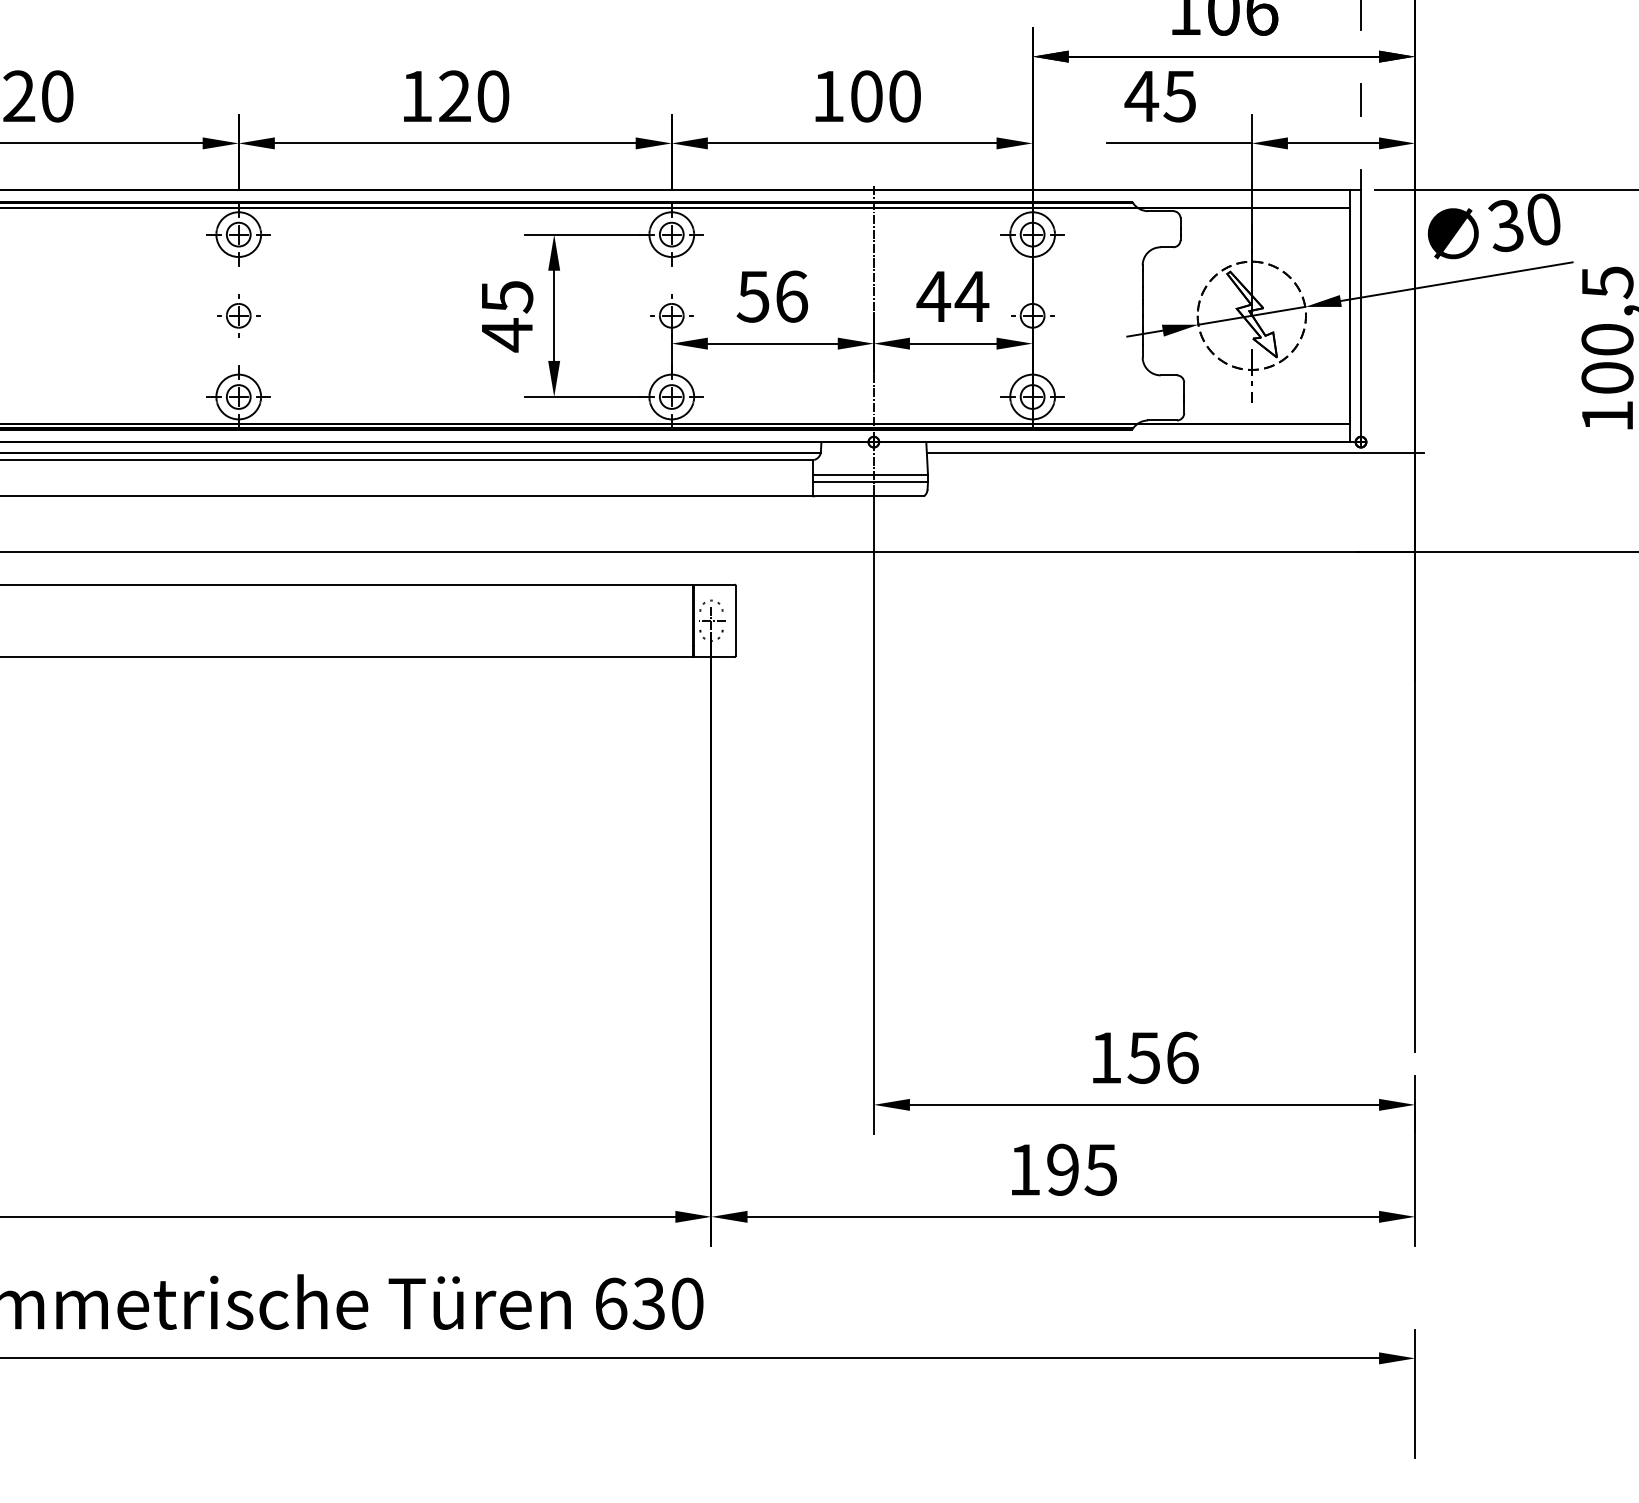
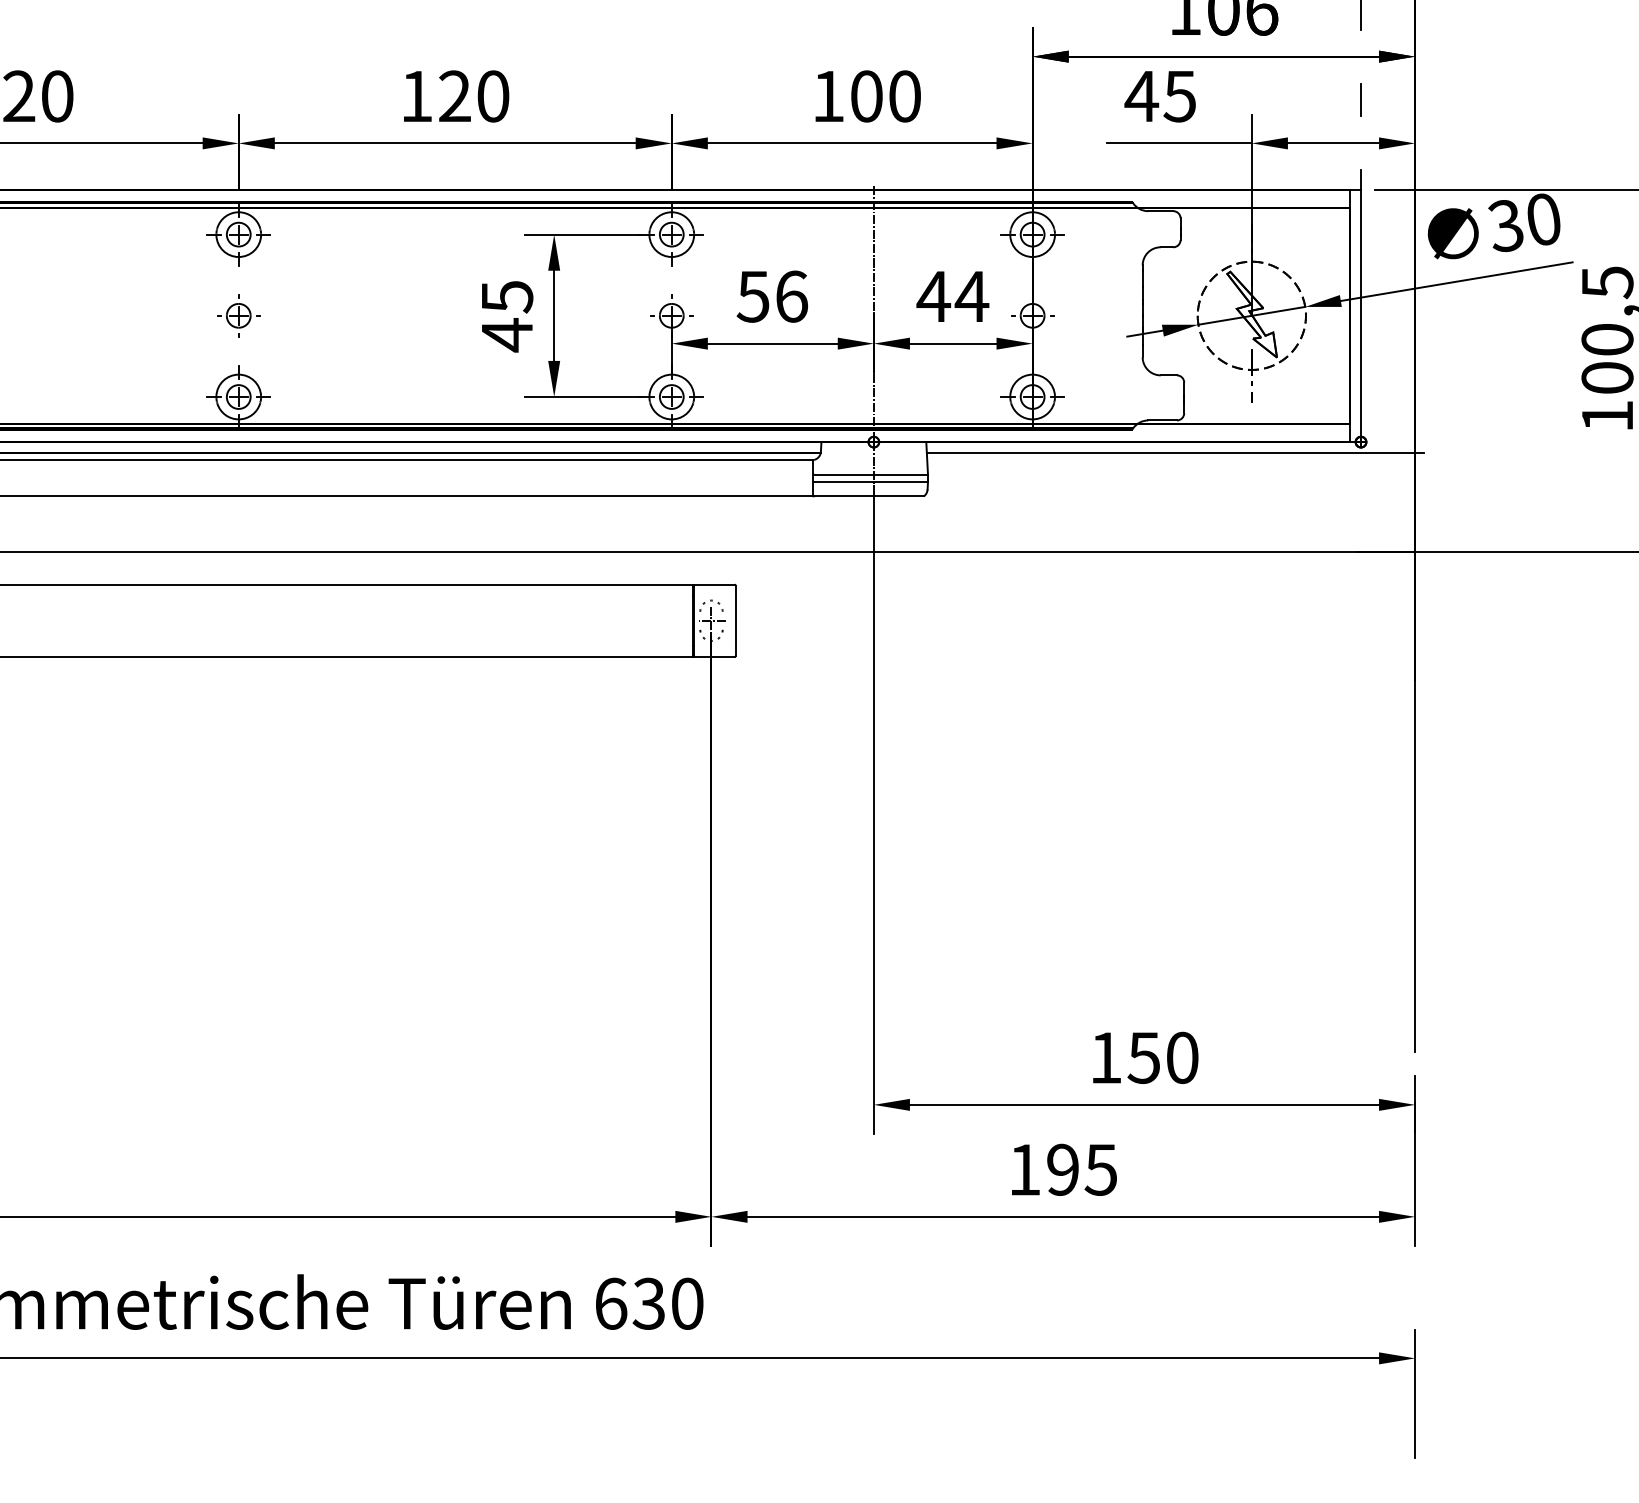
text: 156 -> 150 (1182, 1057)
